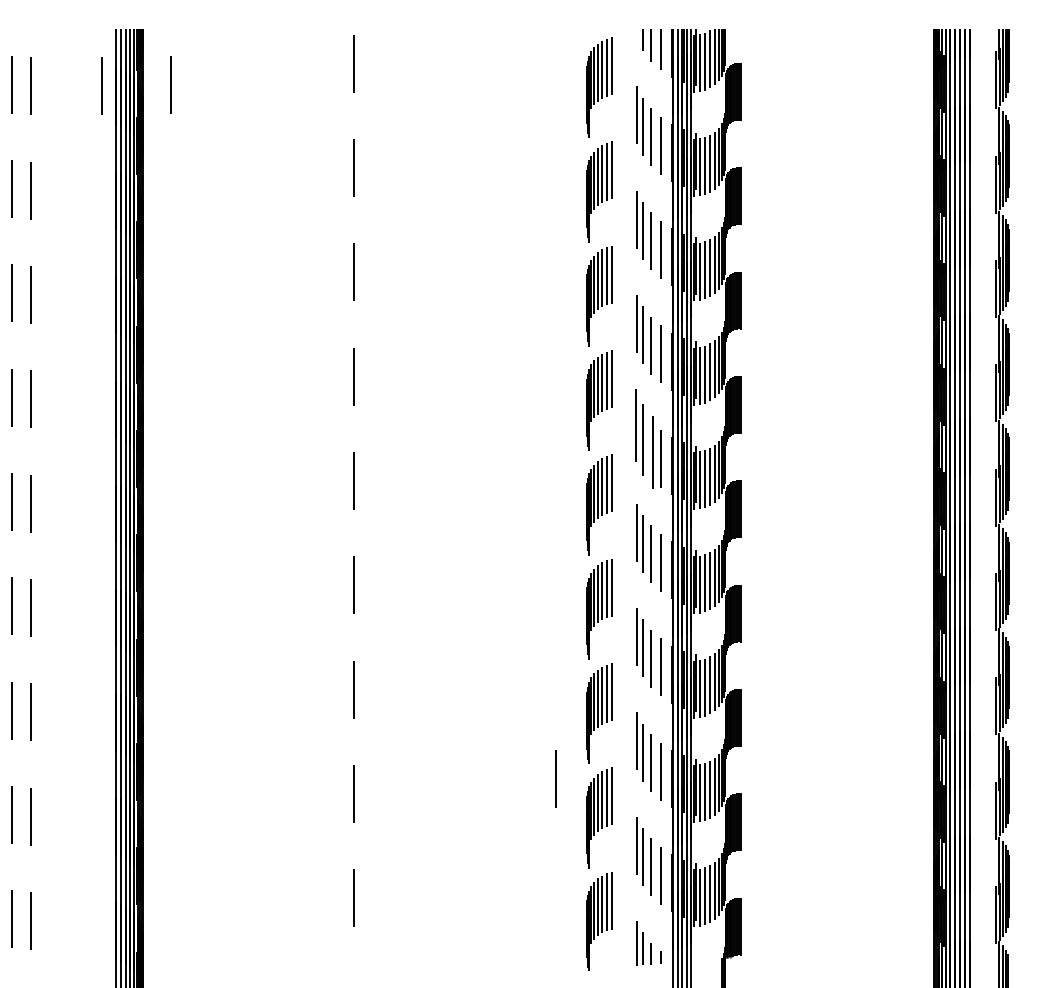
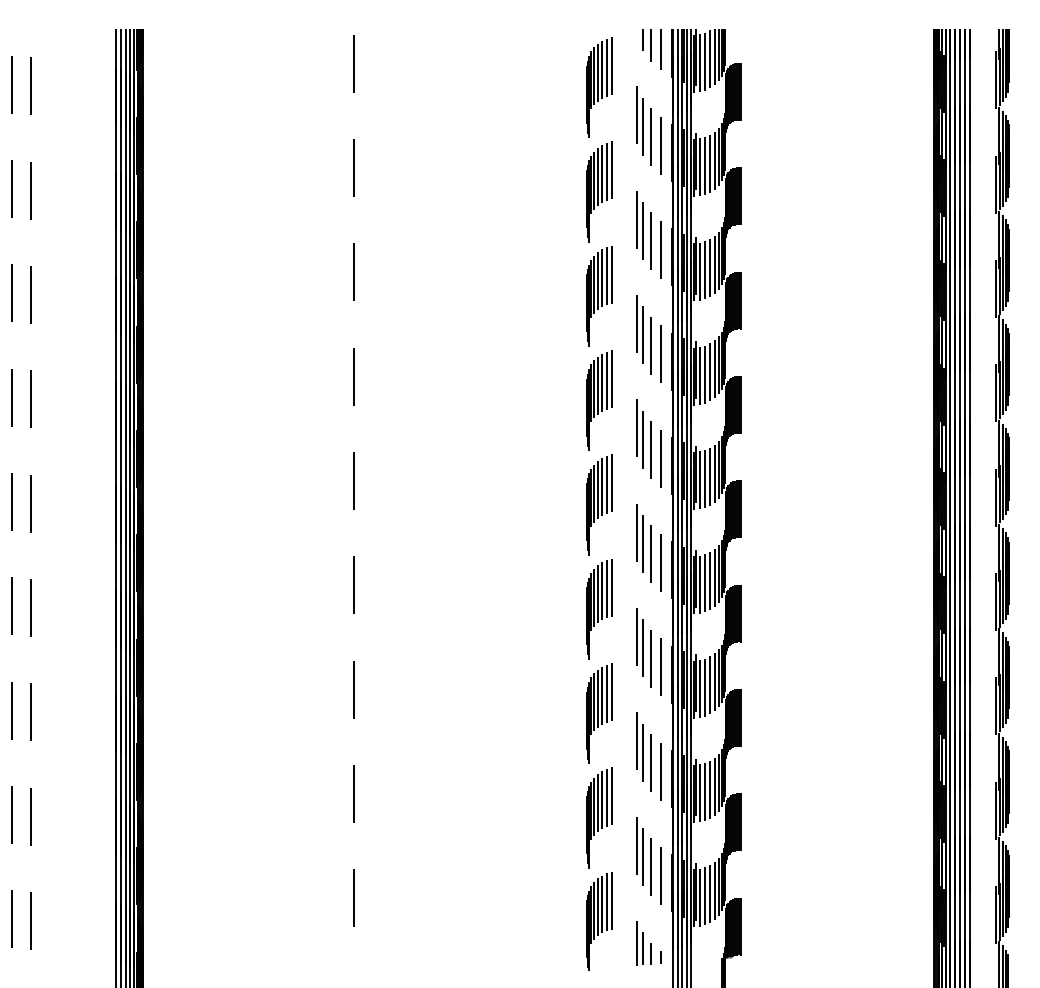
line: present -> none (170, 84)
line: present -> none (101, 85)
part size: 19x100 px -> 16x80 px (643, 438)
line: present -> none (555, 778)
